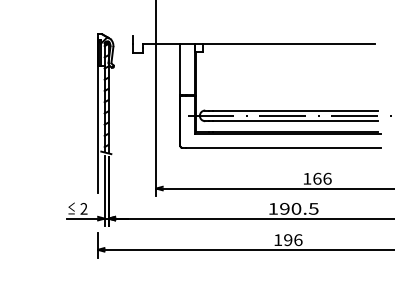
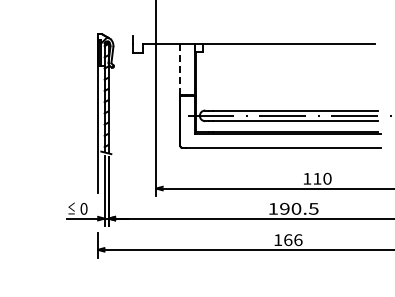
line: solid -> dashed (180, 69)
text: 166 -> 110 (322, 178)
text: 2 -> 0 (83, 208)
text: 196 -> 166 (288, 240)
